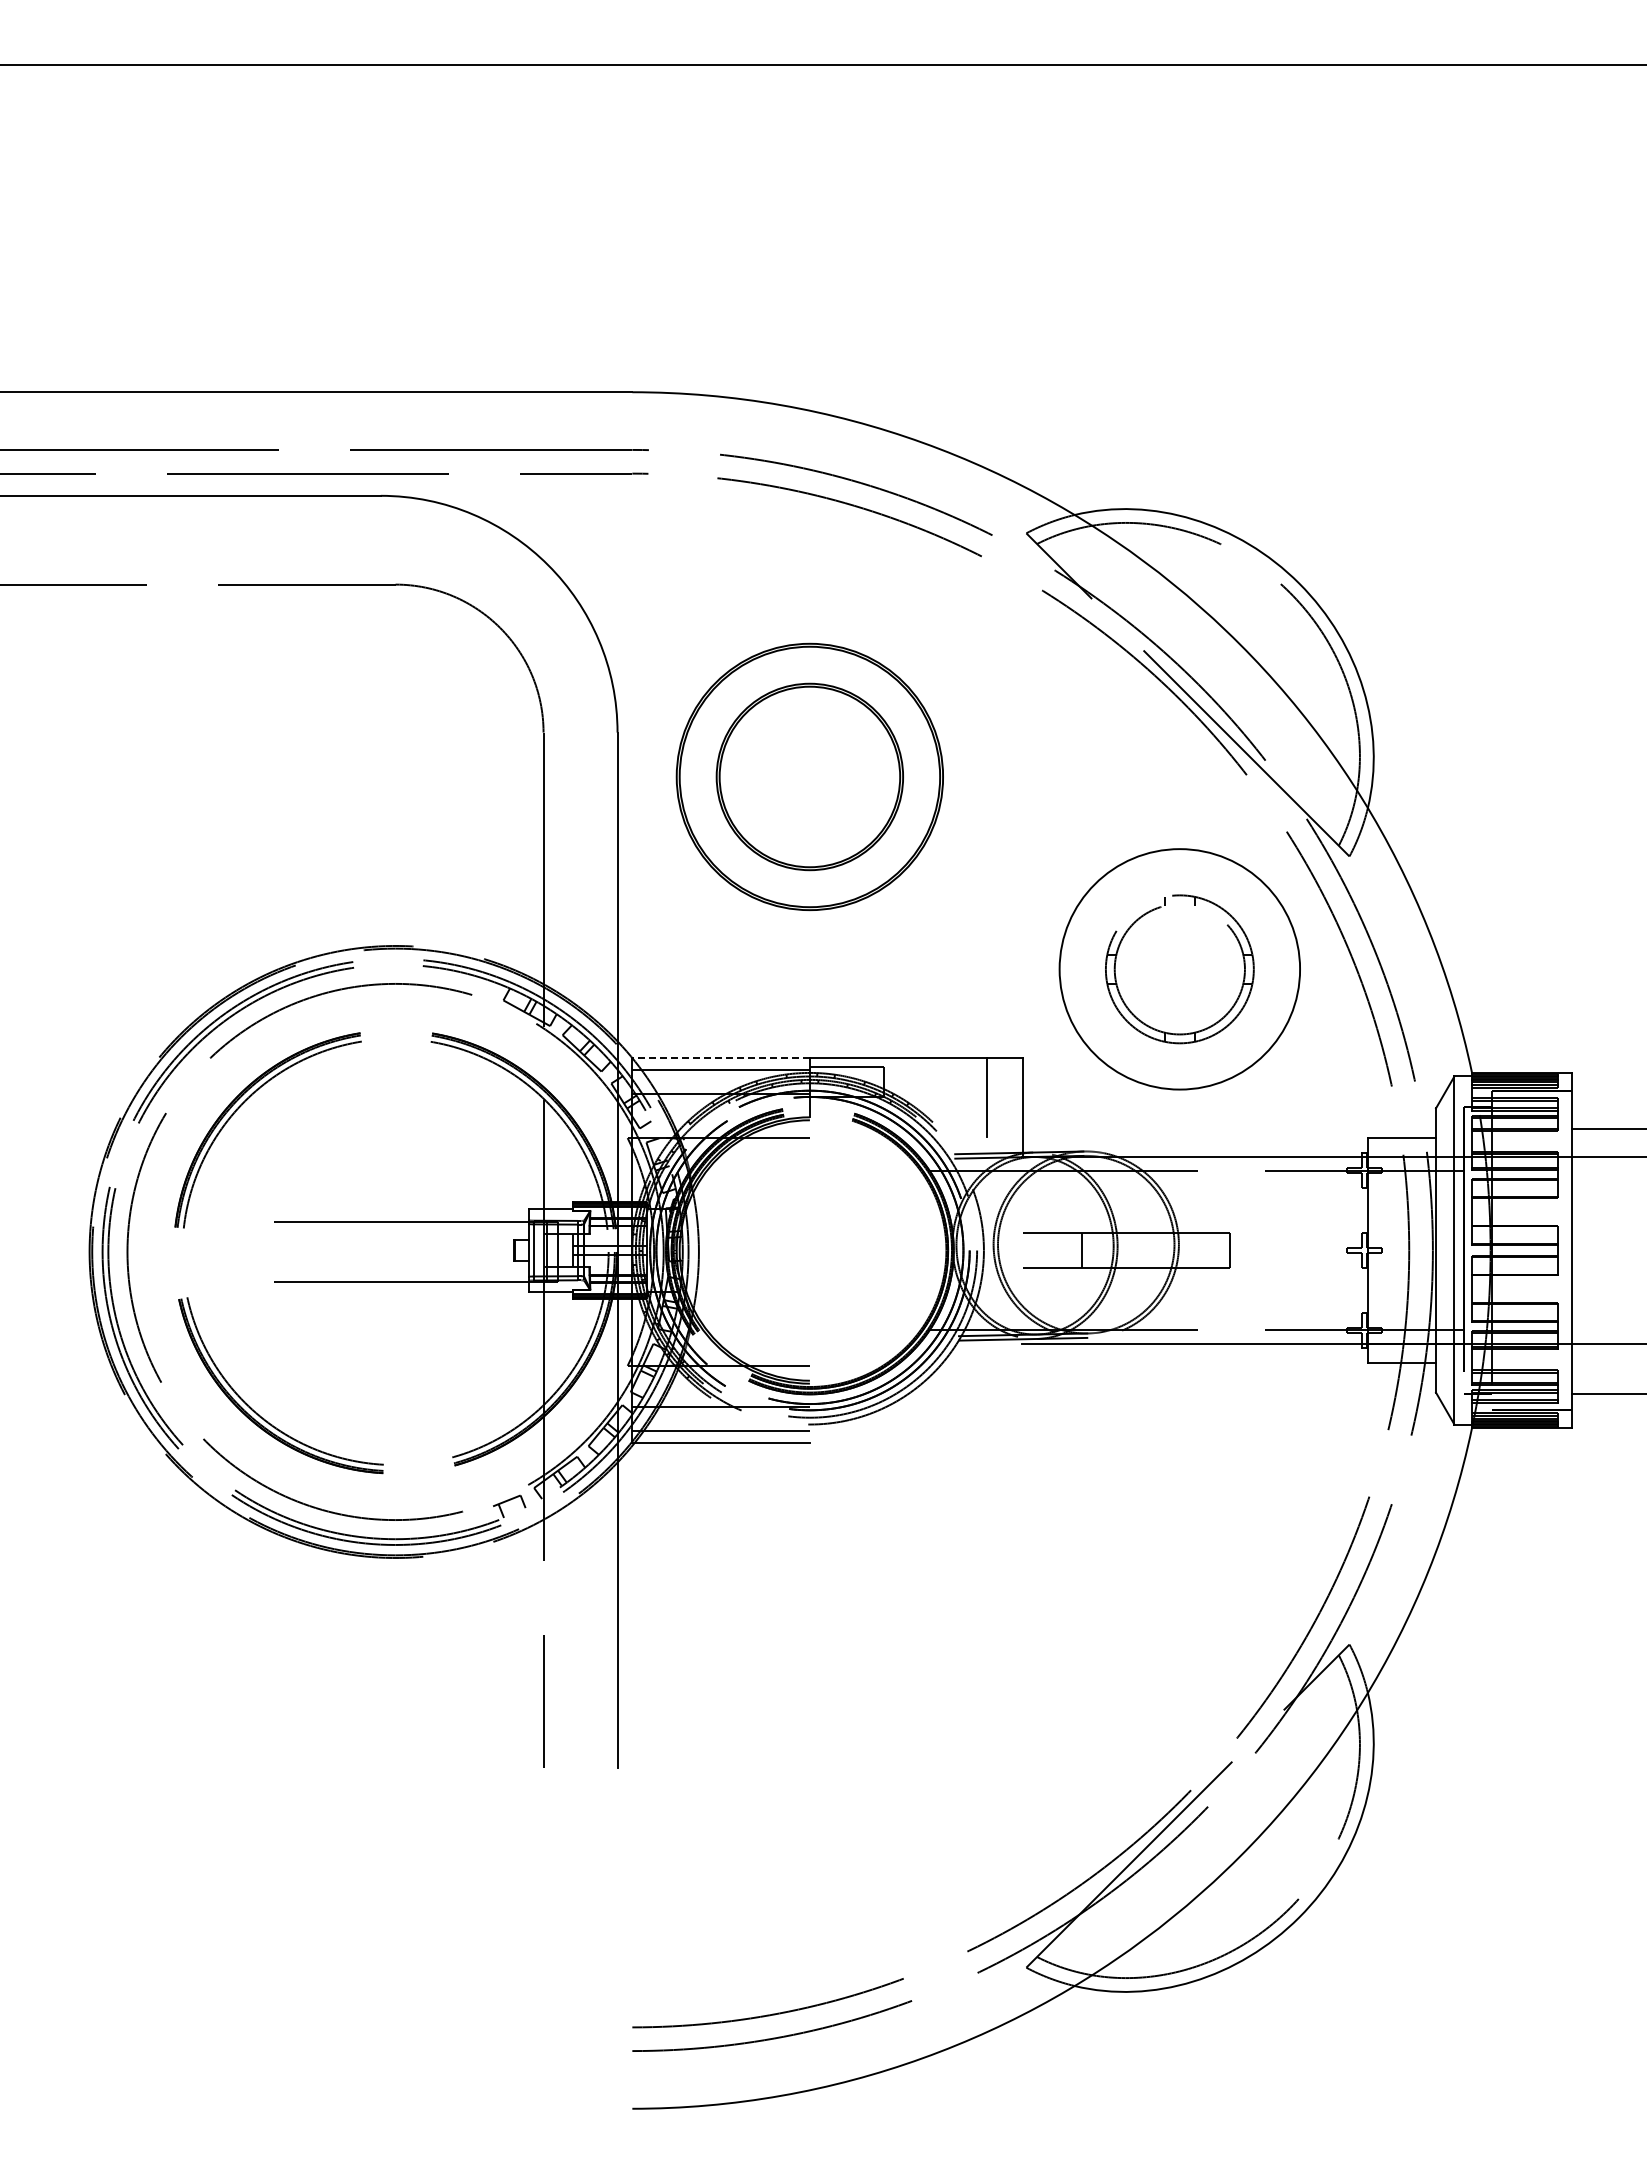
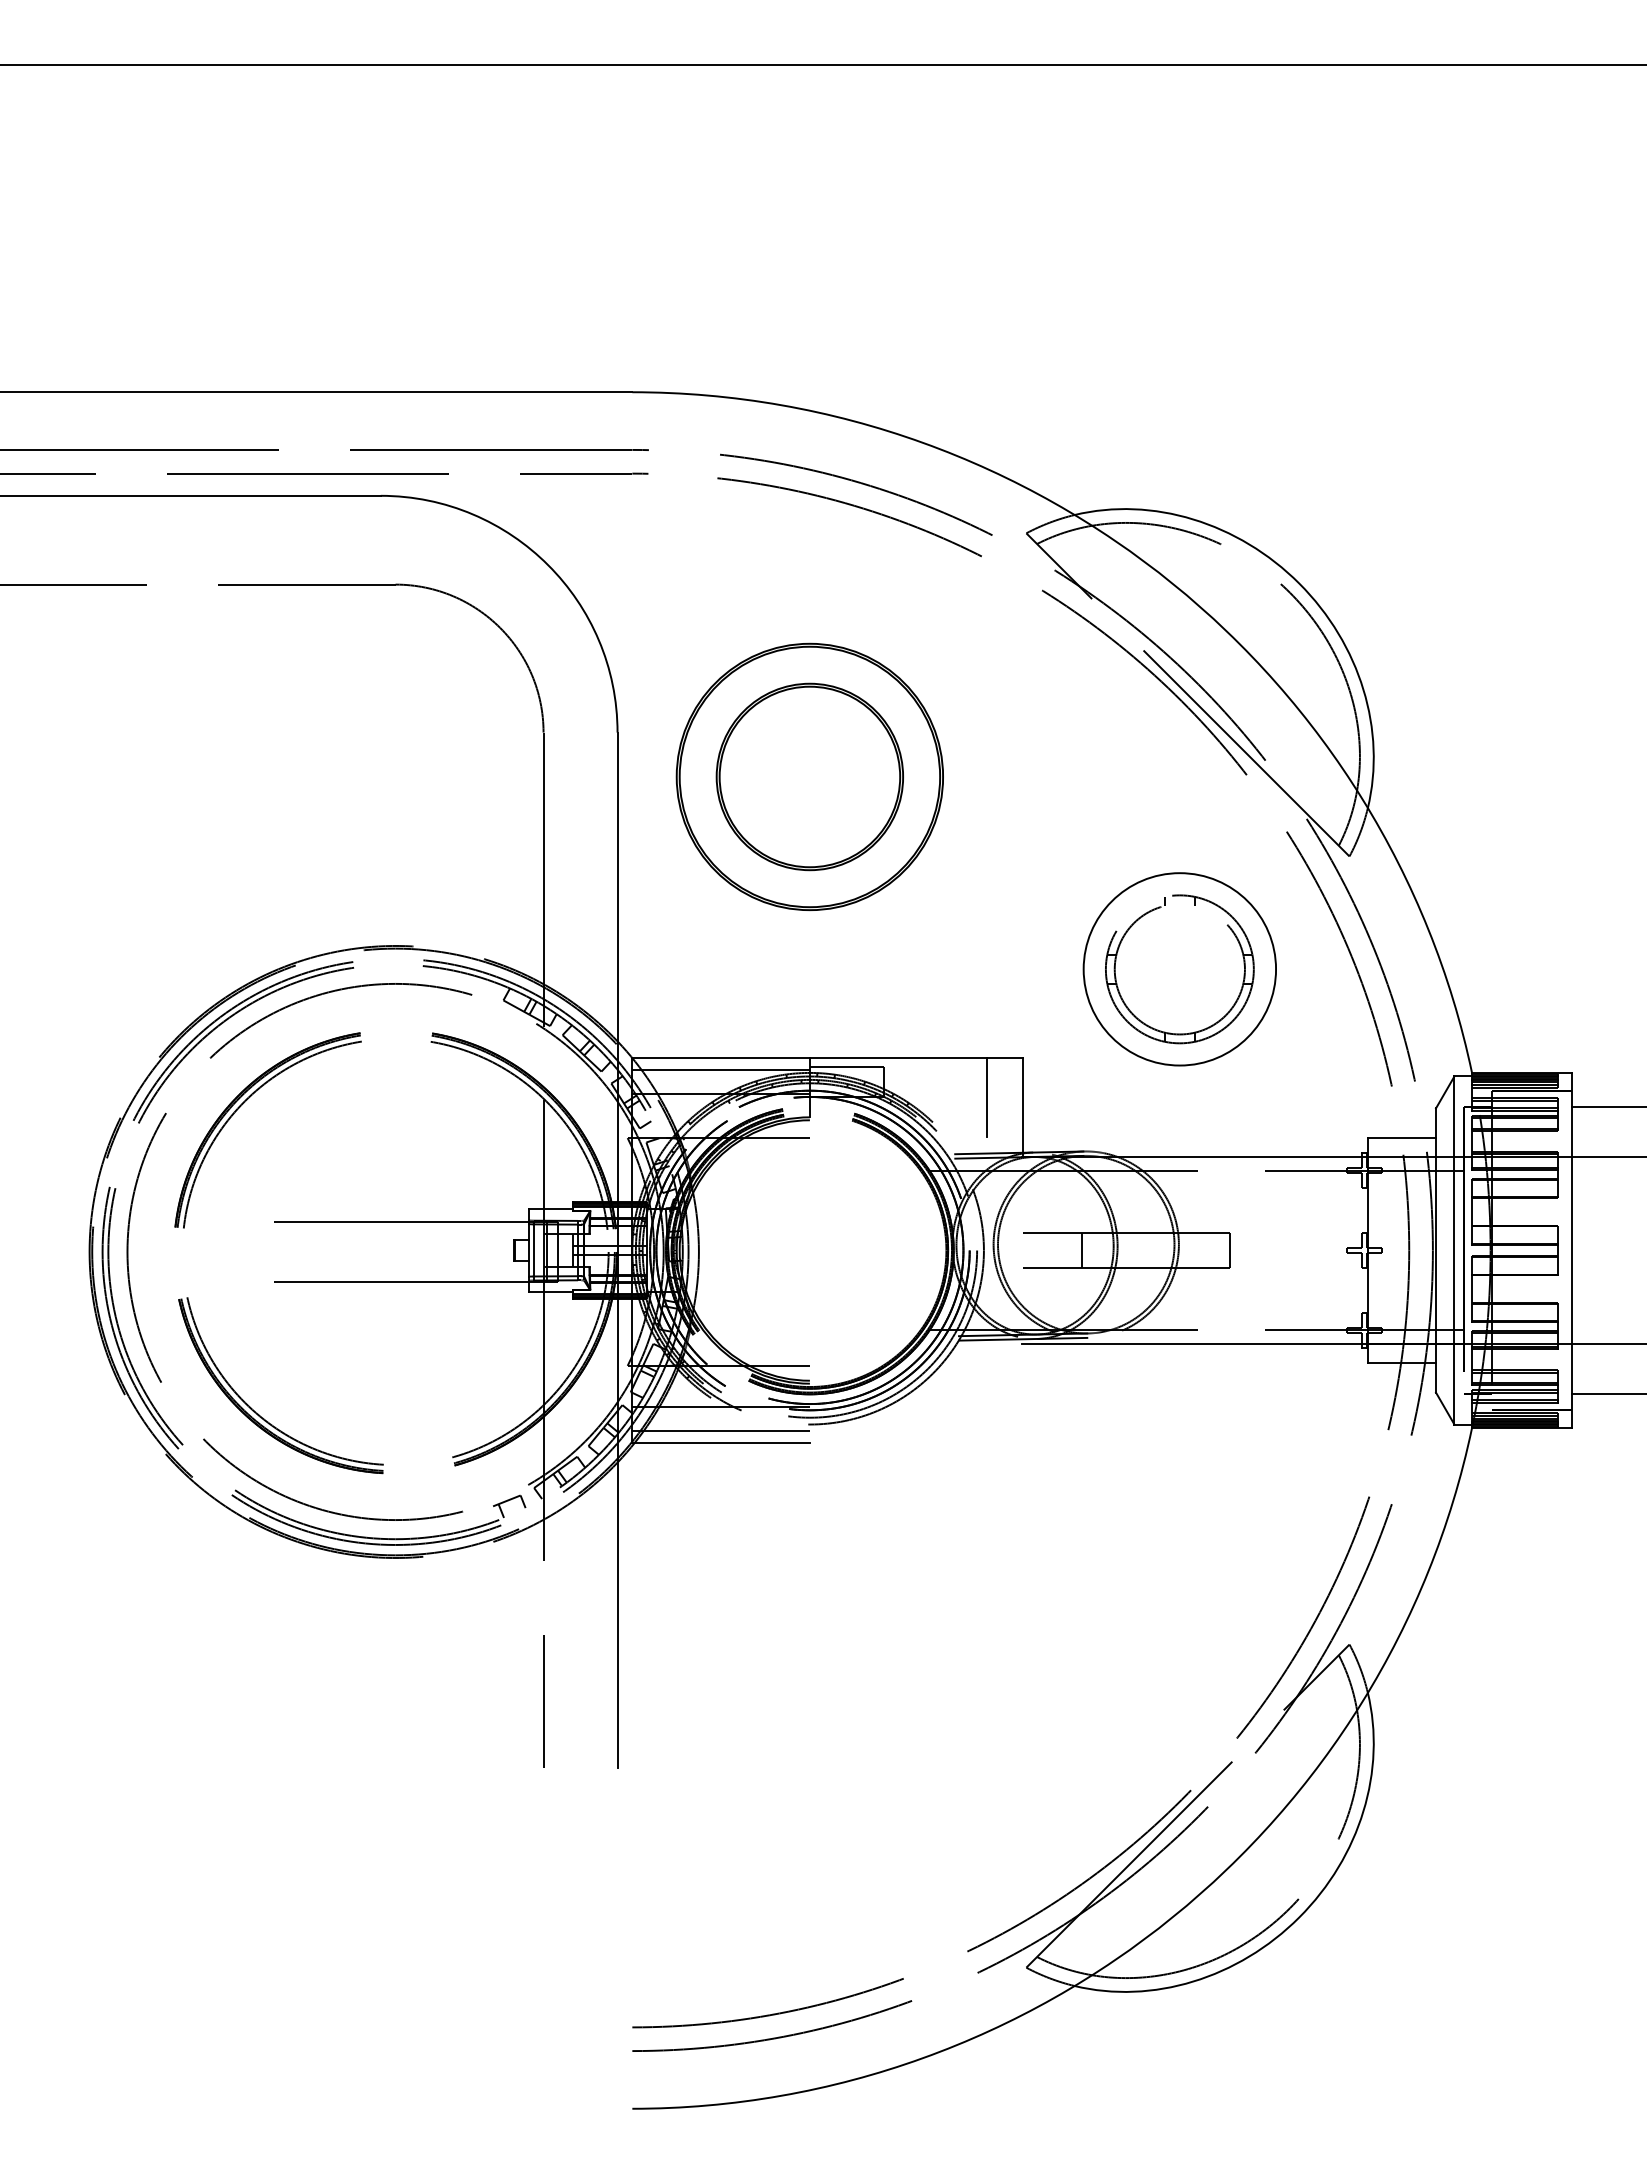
circle diameter: 240 px -> 192 px (1179, 969)
line: dashed -> solid (721, 1058)
line position: (1607, 1128) -> (1607, 1106) (1607, 1106)
